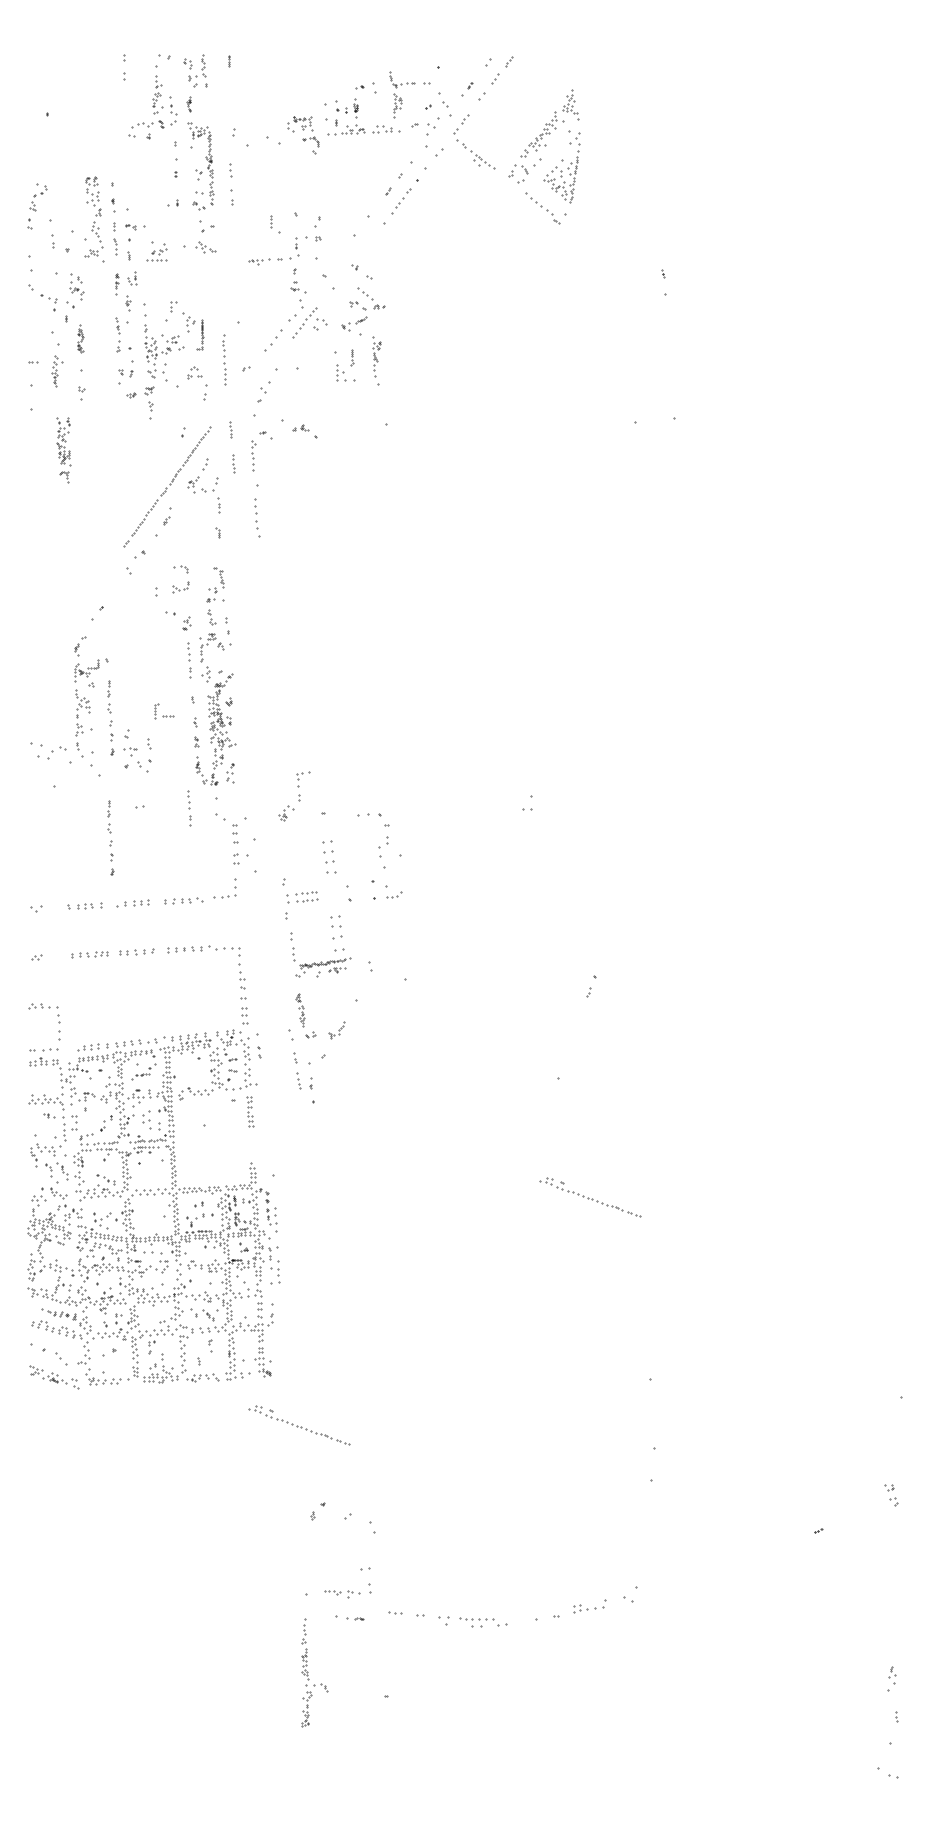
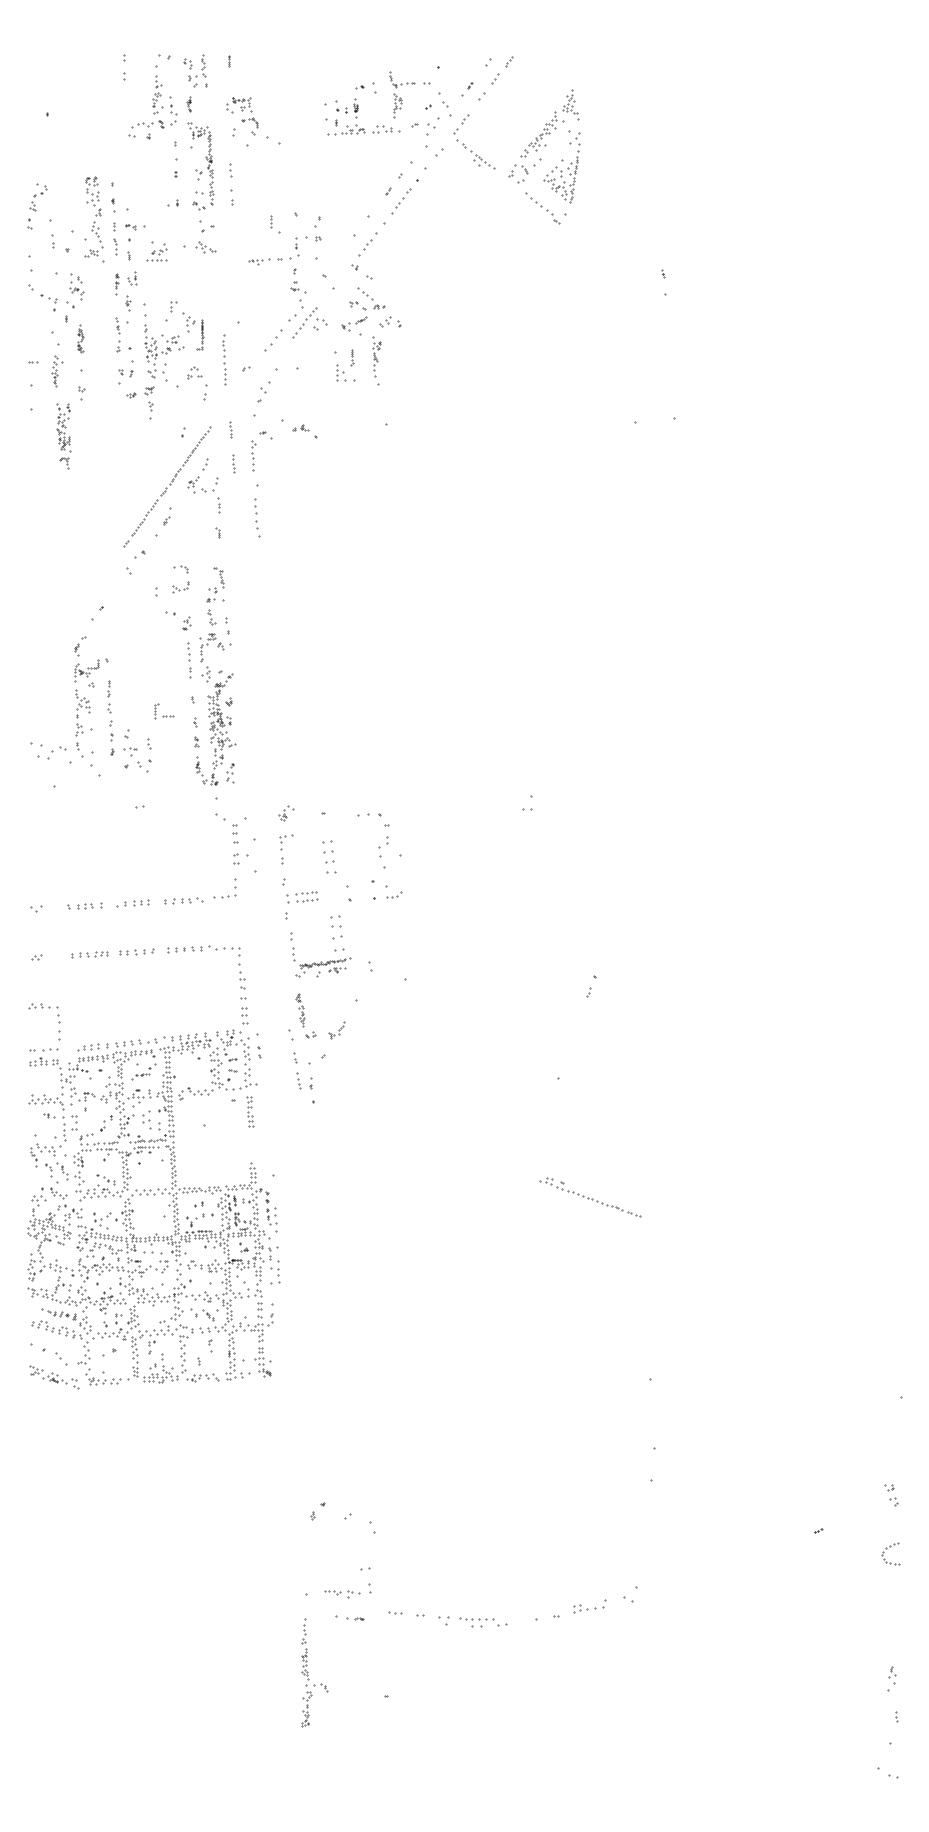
part position: (303, 135) -> (242, 116) (242, 116)
part: none -> present (367, 244)
part: none -> present (390, 321)
part position: (63, 450) -> (63, 436) (63, 436)
part position: (303, 786) -> (286, 849) (286, 849)
part: present -> none (189, 808)
part: present -> none (110, 837)
part: present -> none (299, 1425)
part: none -> present (890, 1553)
